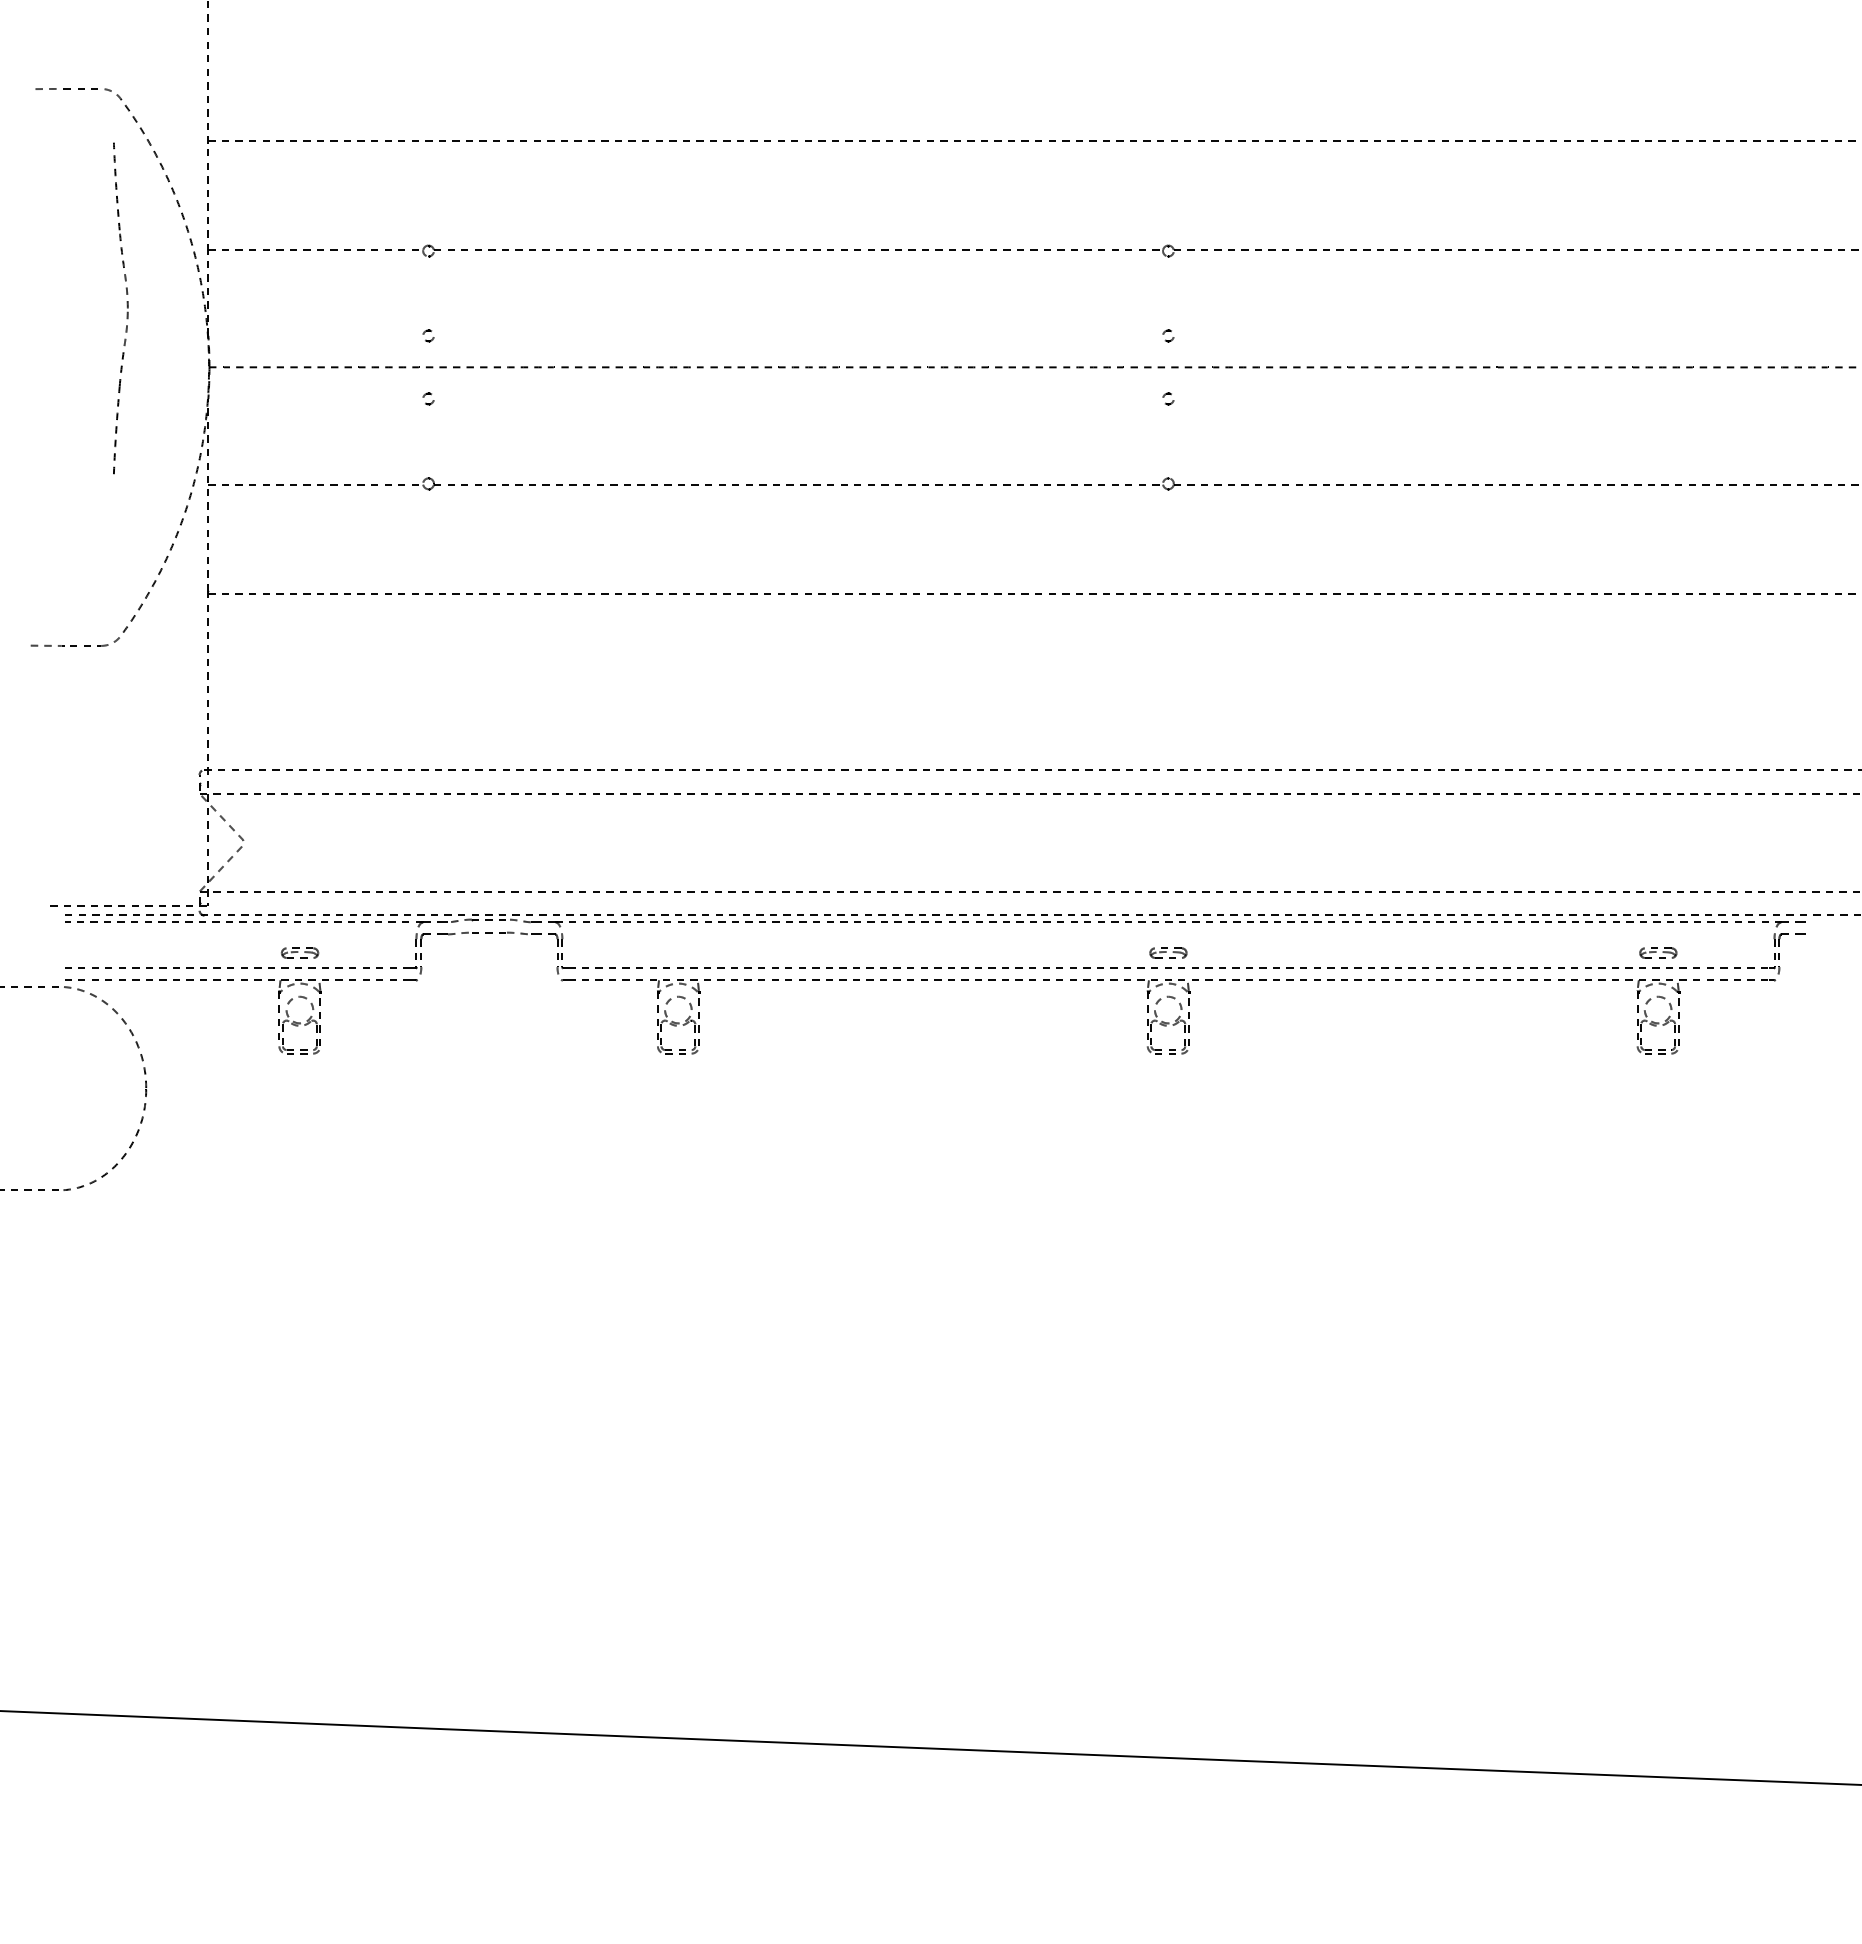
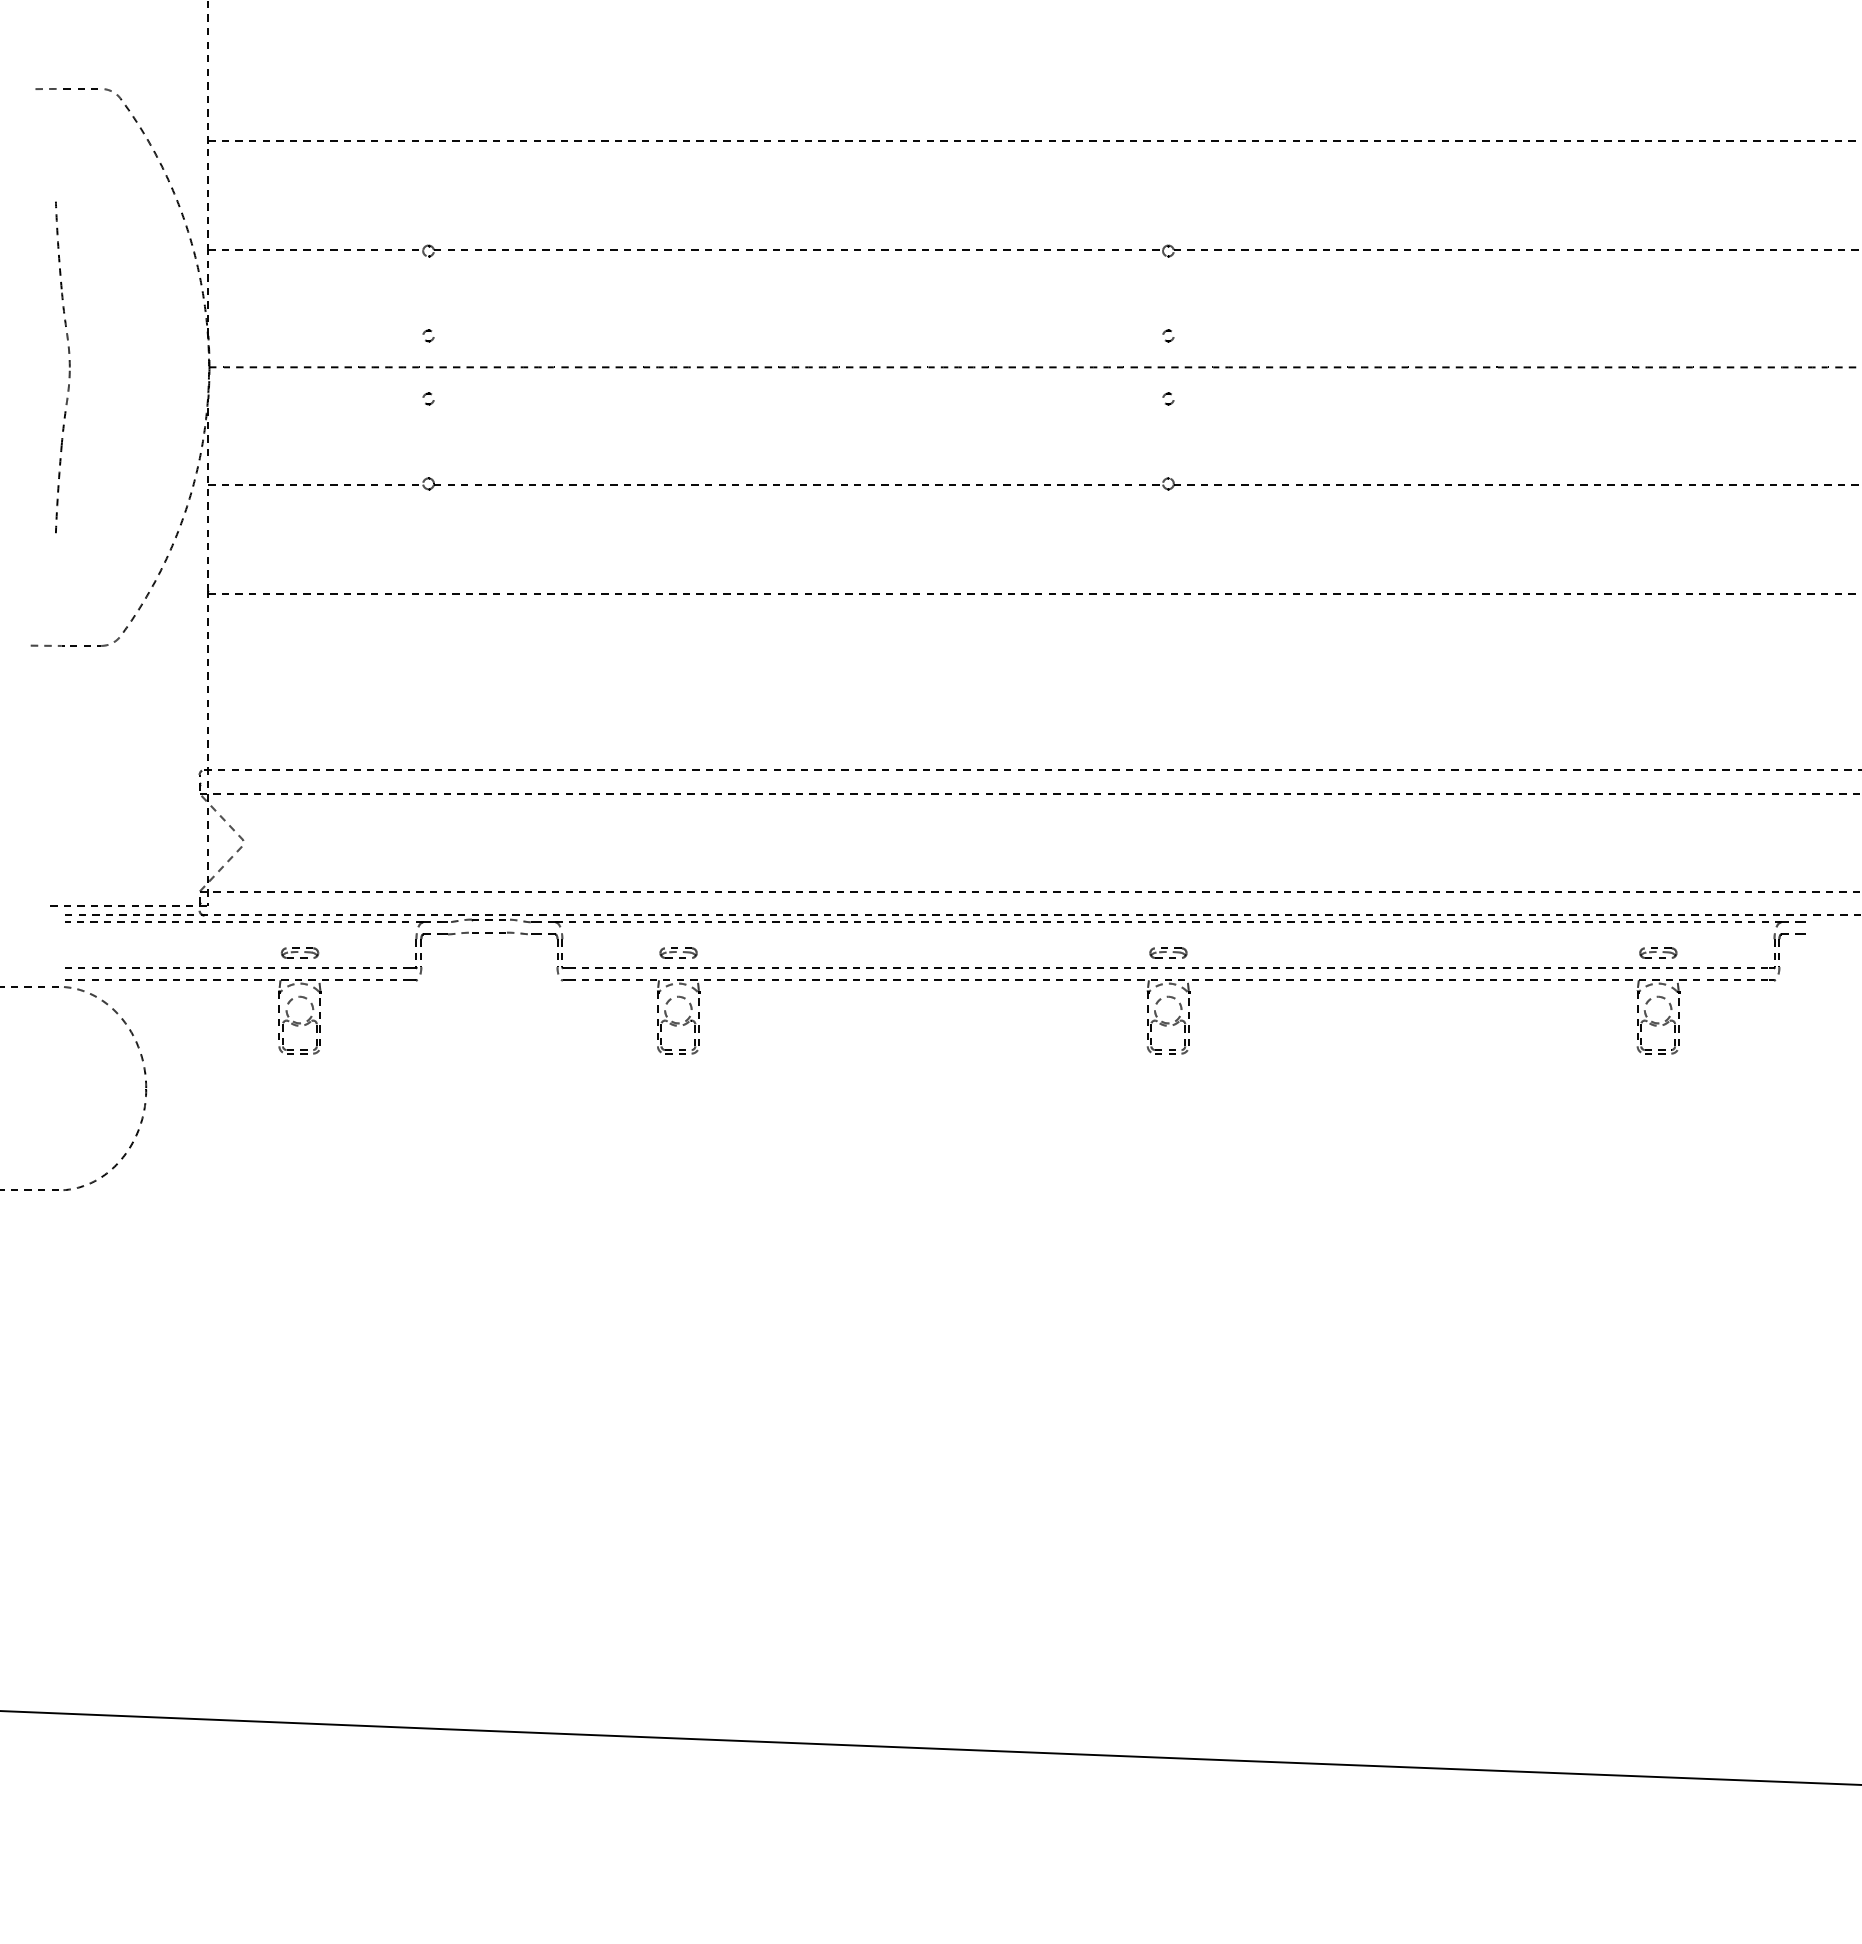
part position: (126, 307) -> (68, 366) (68, 366)
part: none -> present (678, 952)
